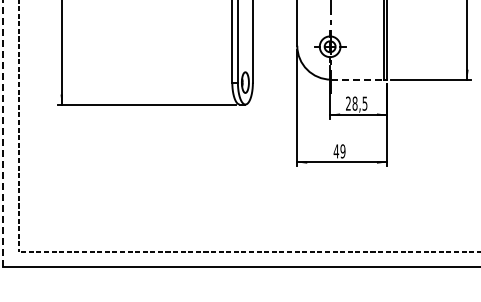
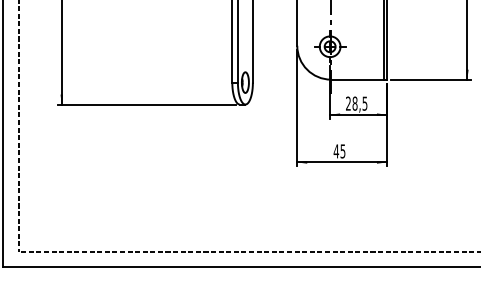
line: dashed -> solid (358, 79)
line: dashed -> solid (3, 133)
text: 49 -> 45 (342, 151)
